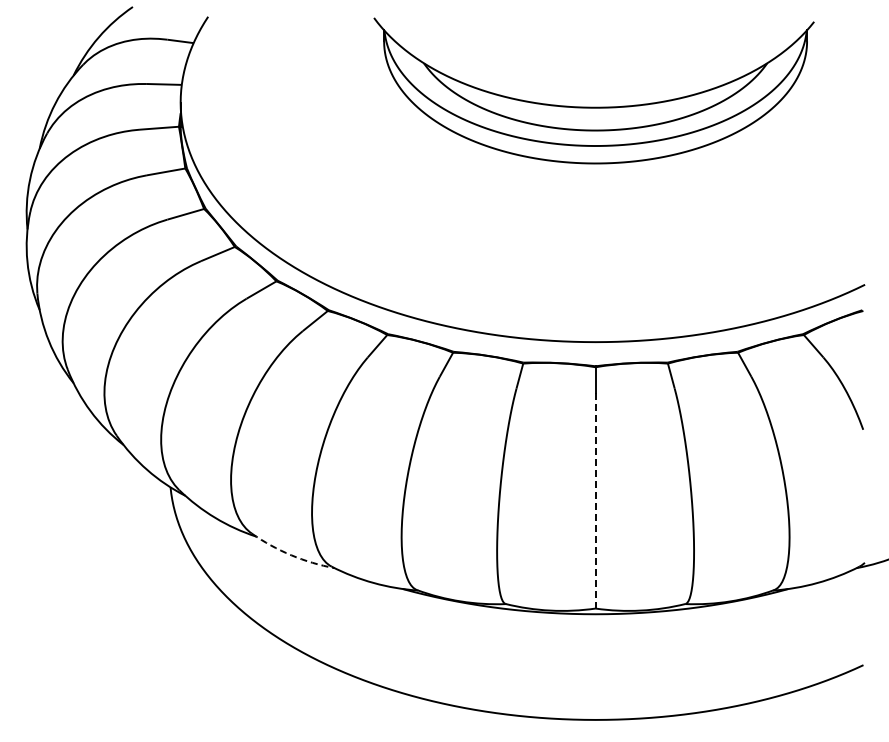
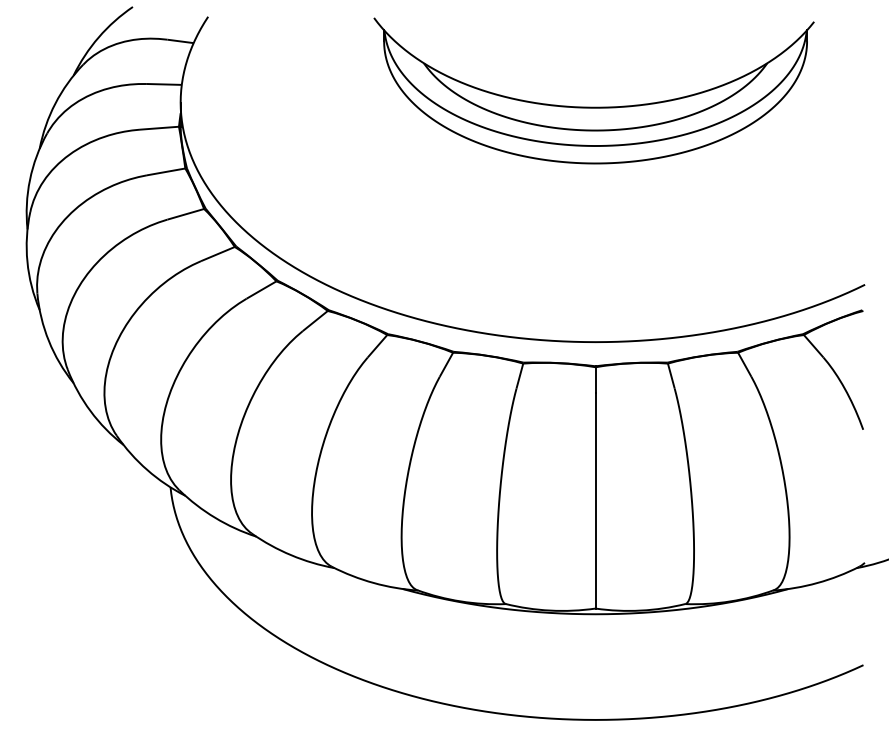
line: dashed -> solid (595, 500)
arc: dashed -> solid (291, 555)
